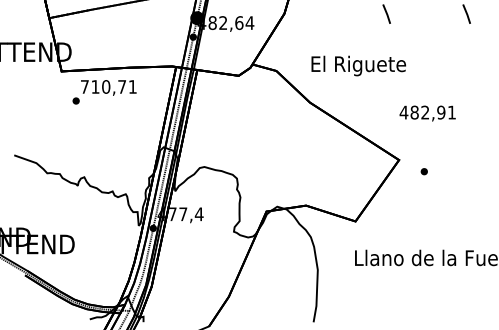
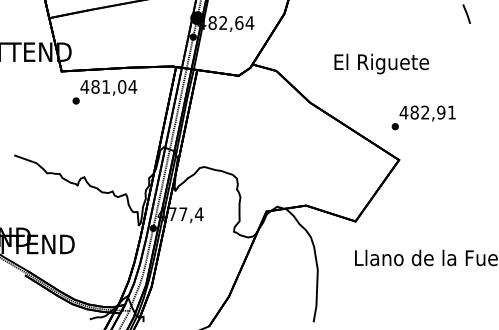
line: present -> none (386, 13)
text position: (358, 65) -> (381, 63) (381, 63)
text: 710,71 -> 481,04 (108, 86)
part position: (423, 171) -> (394, 126) (394, 126)
